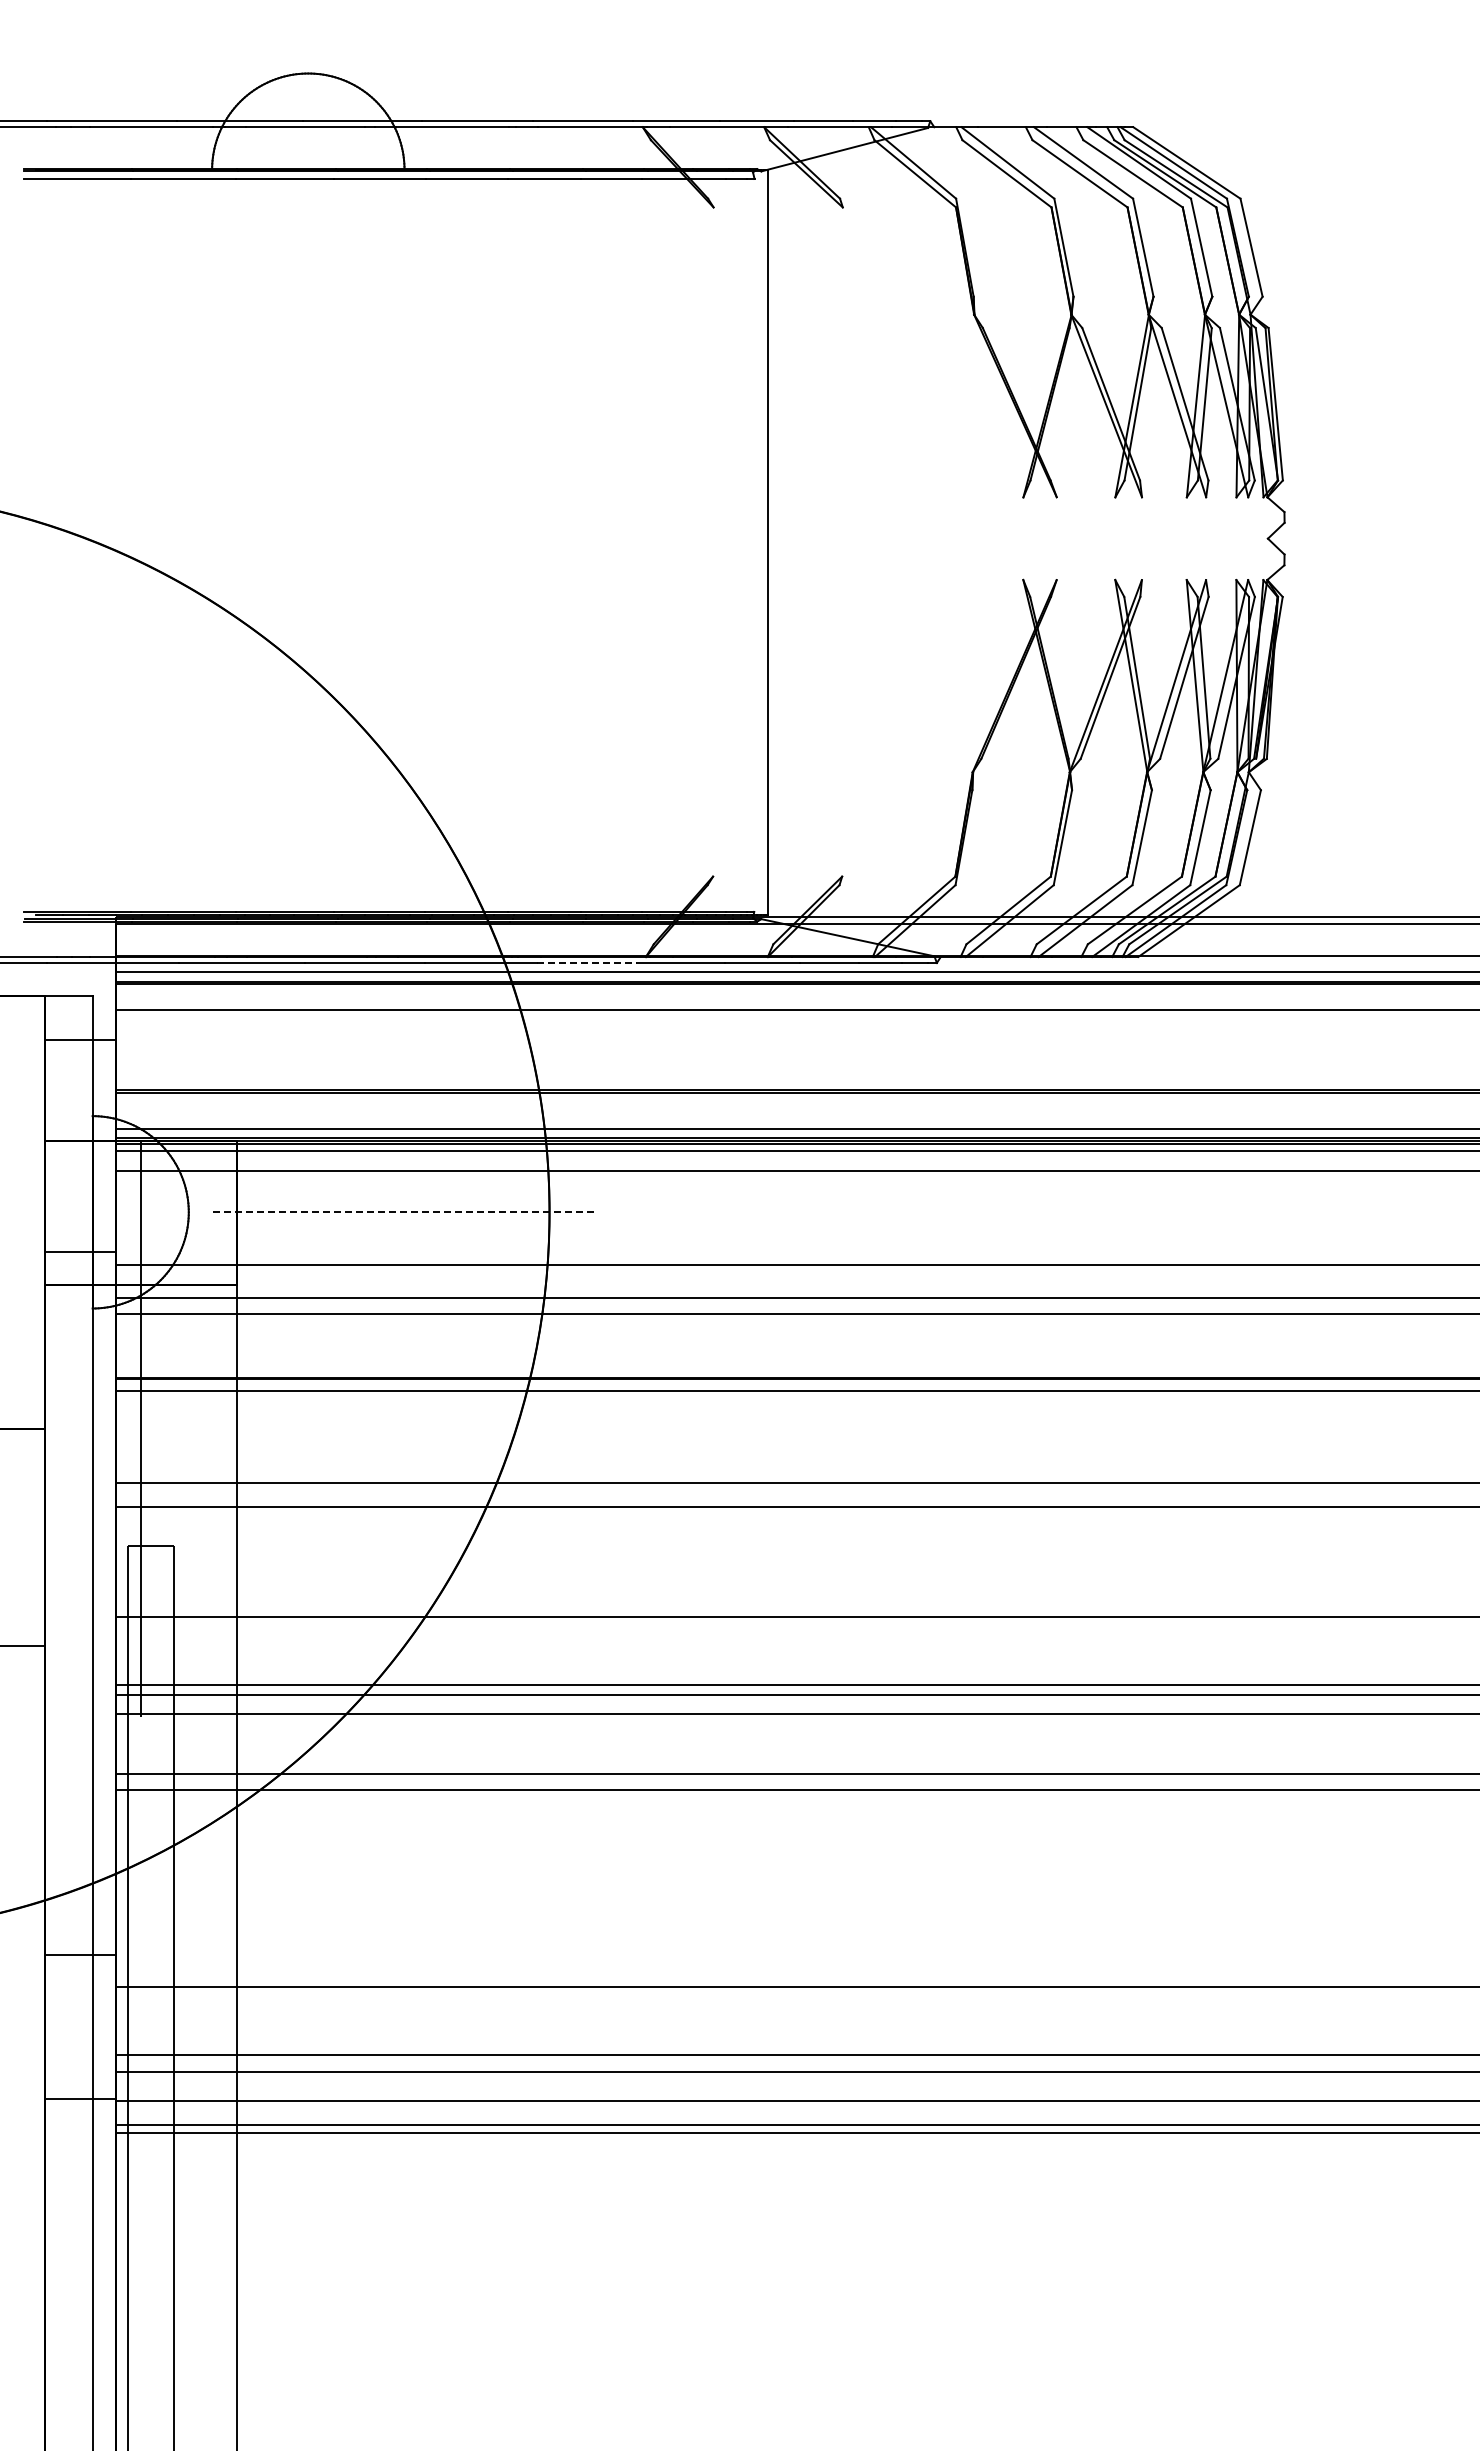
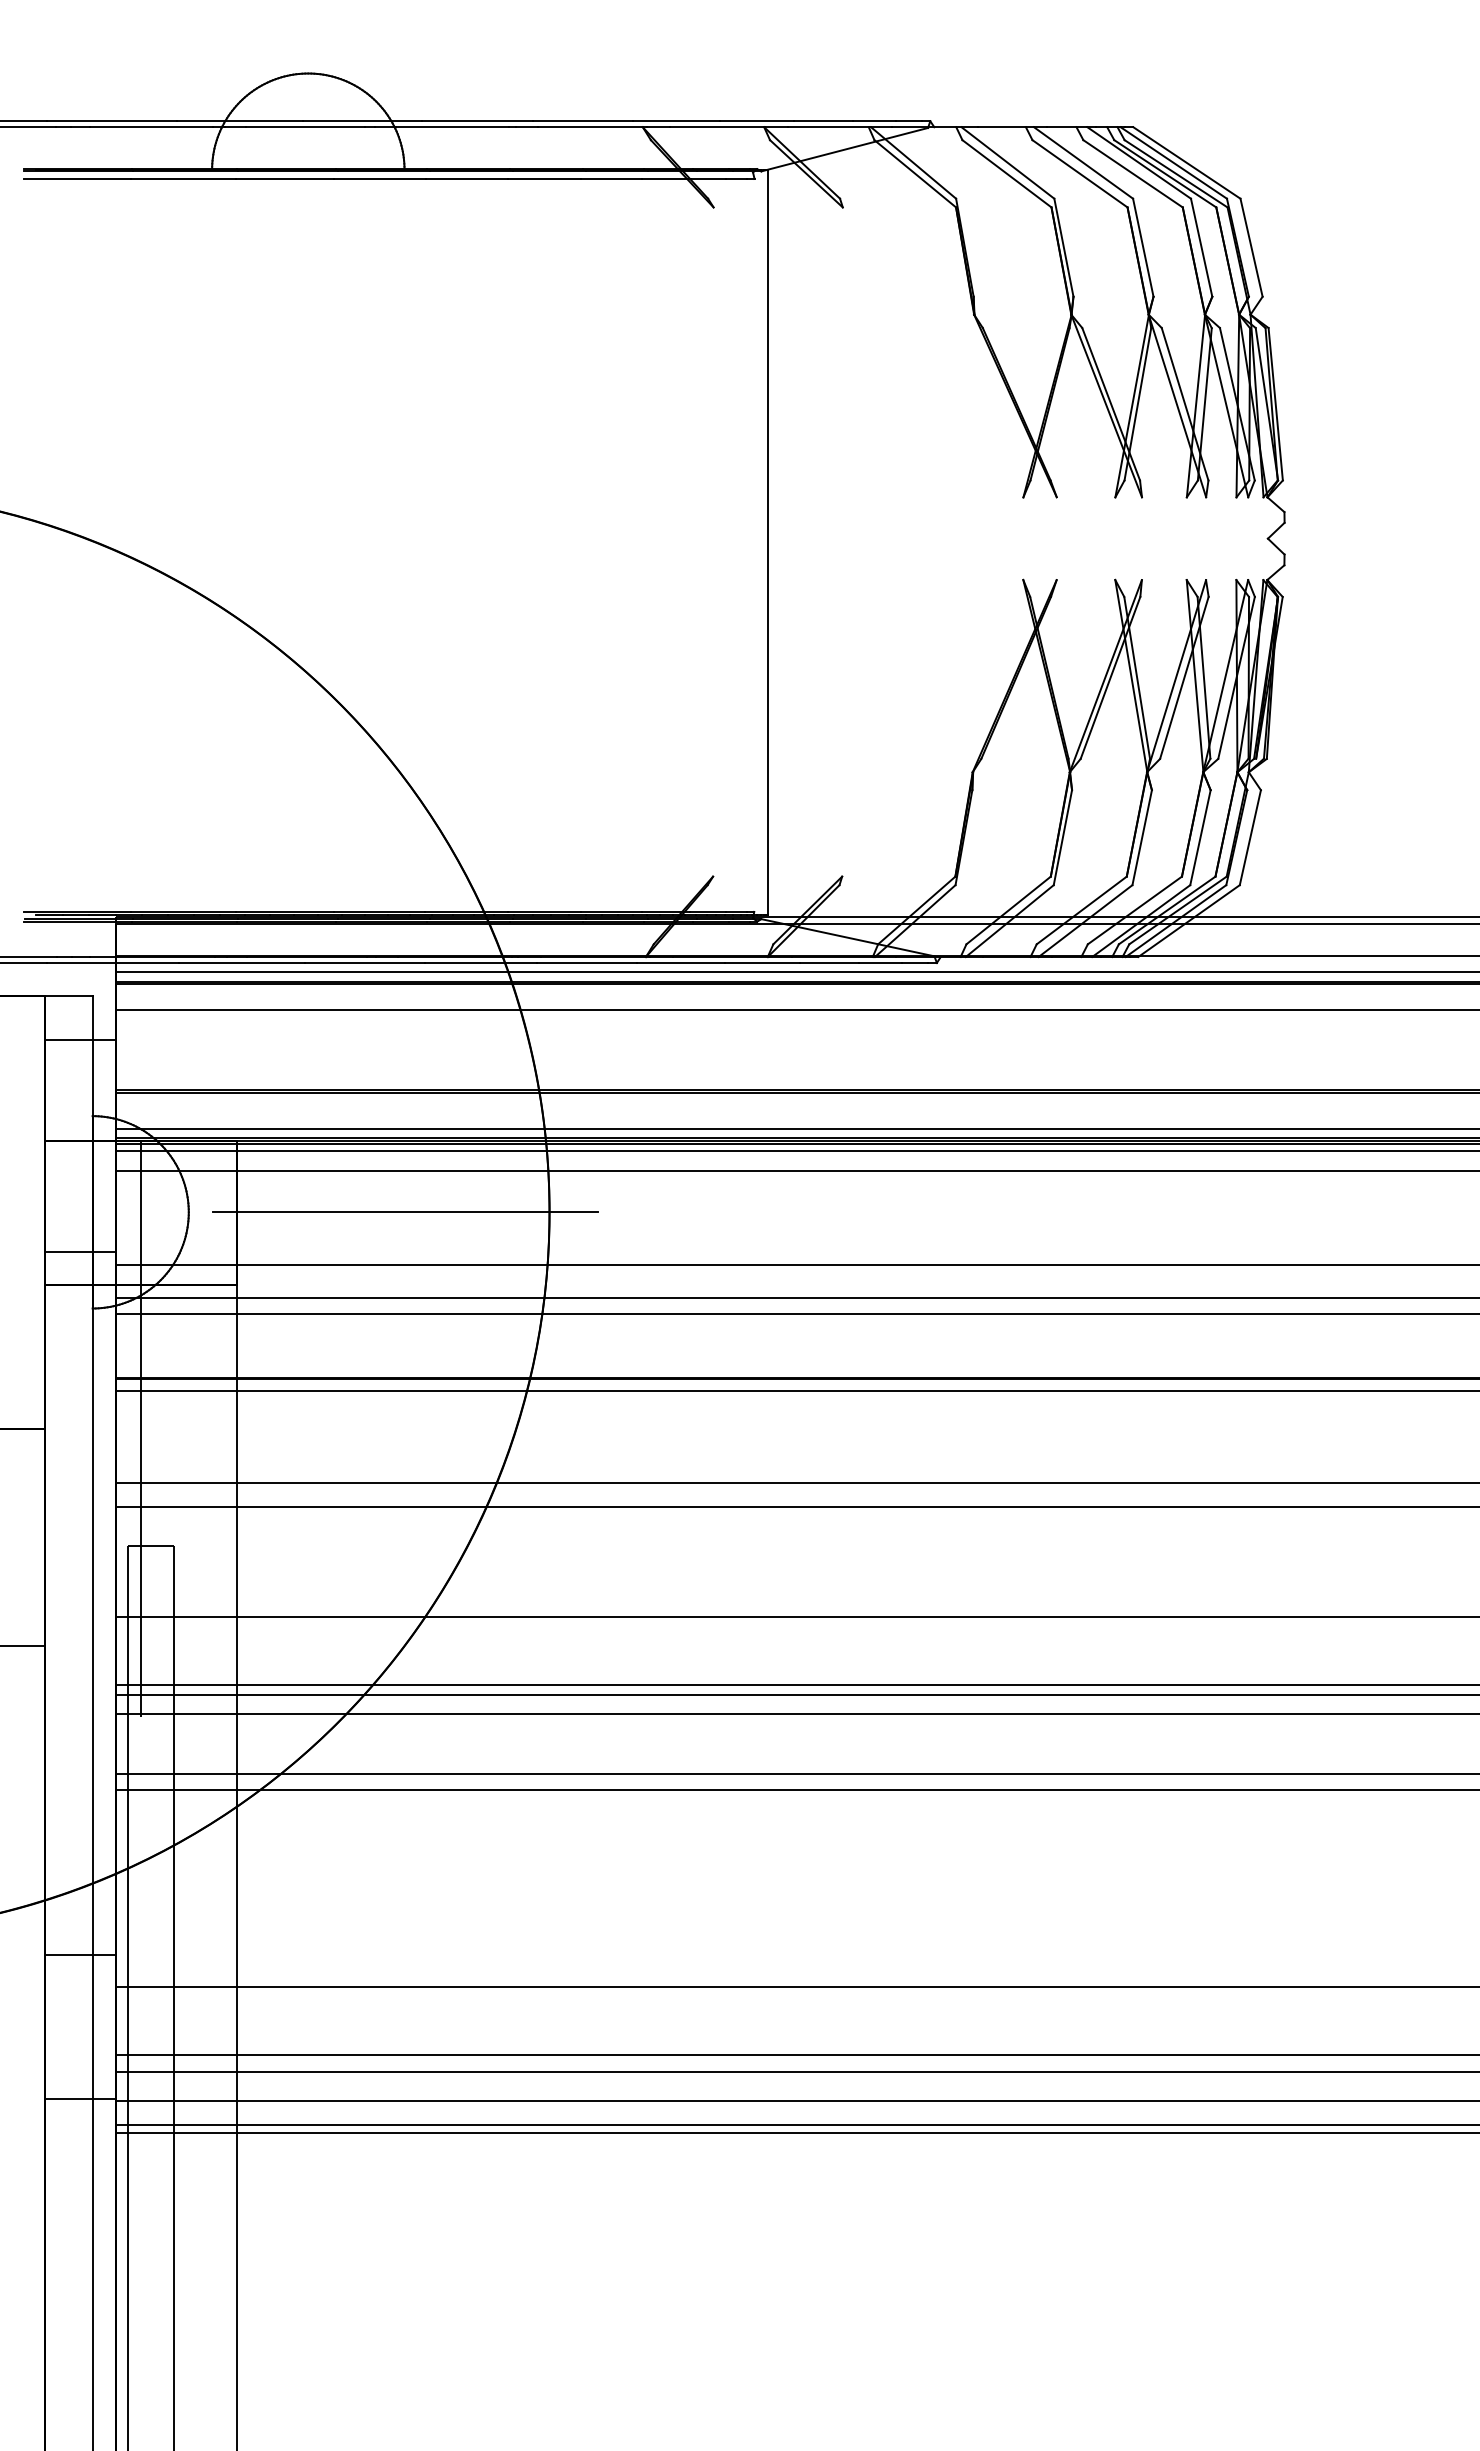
line: dashed -> solid (587, 962)
line: dashed -> solid (405, 1212)
